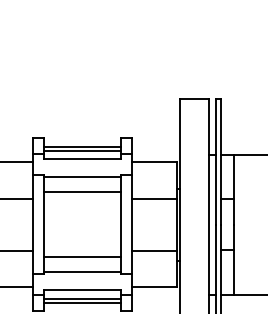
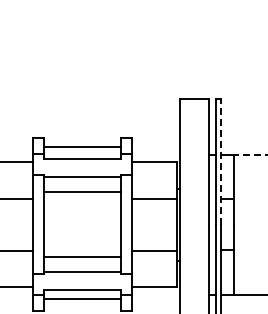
line: present -> none (81, 150)
line: solid -> dashed (250, 154)
line: solid -> dashed (221, 161)
line: present -> none (81, 302)
